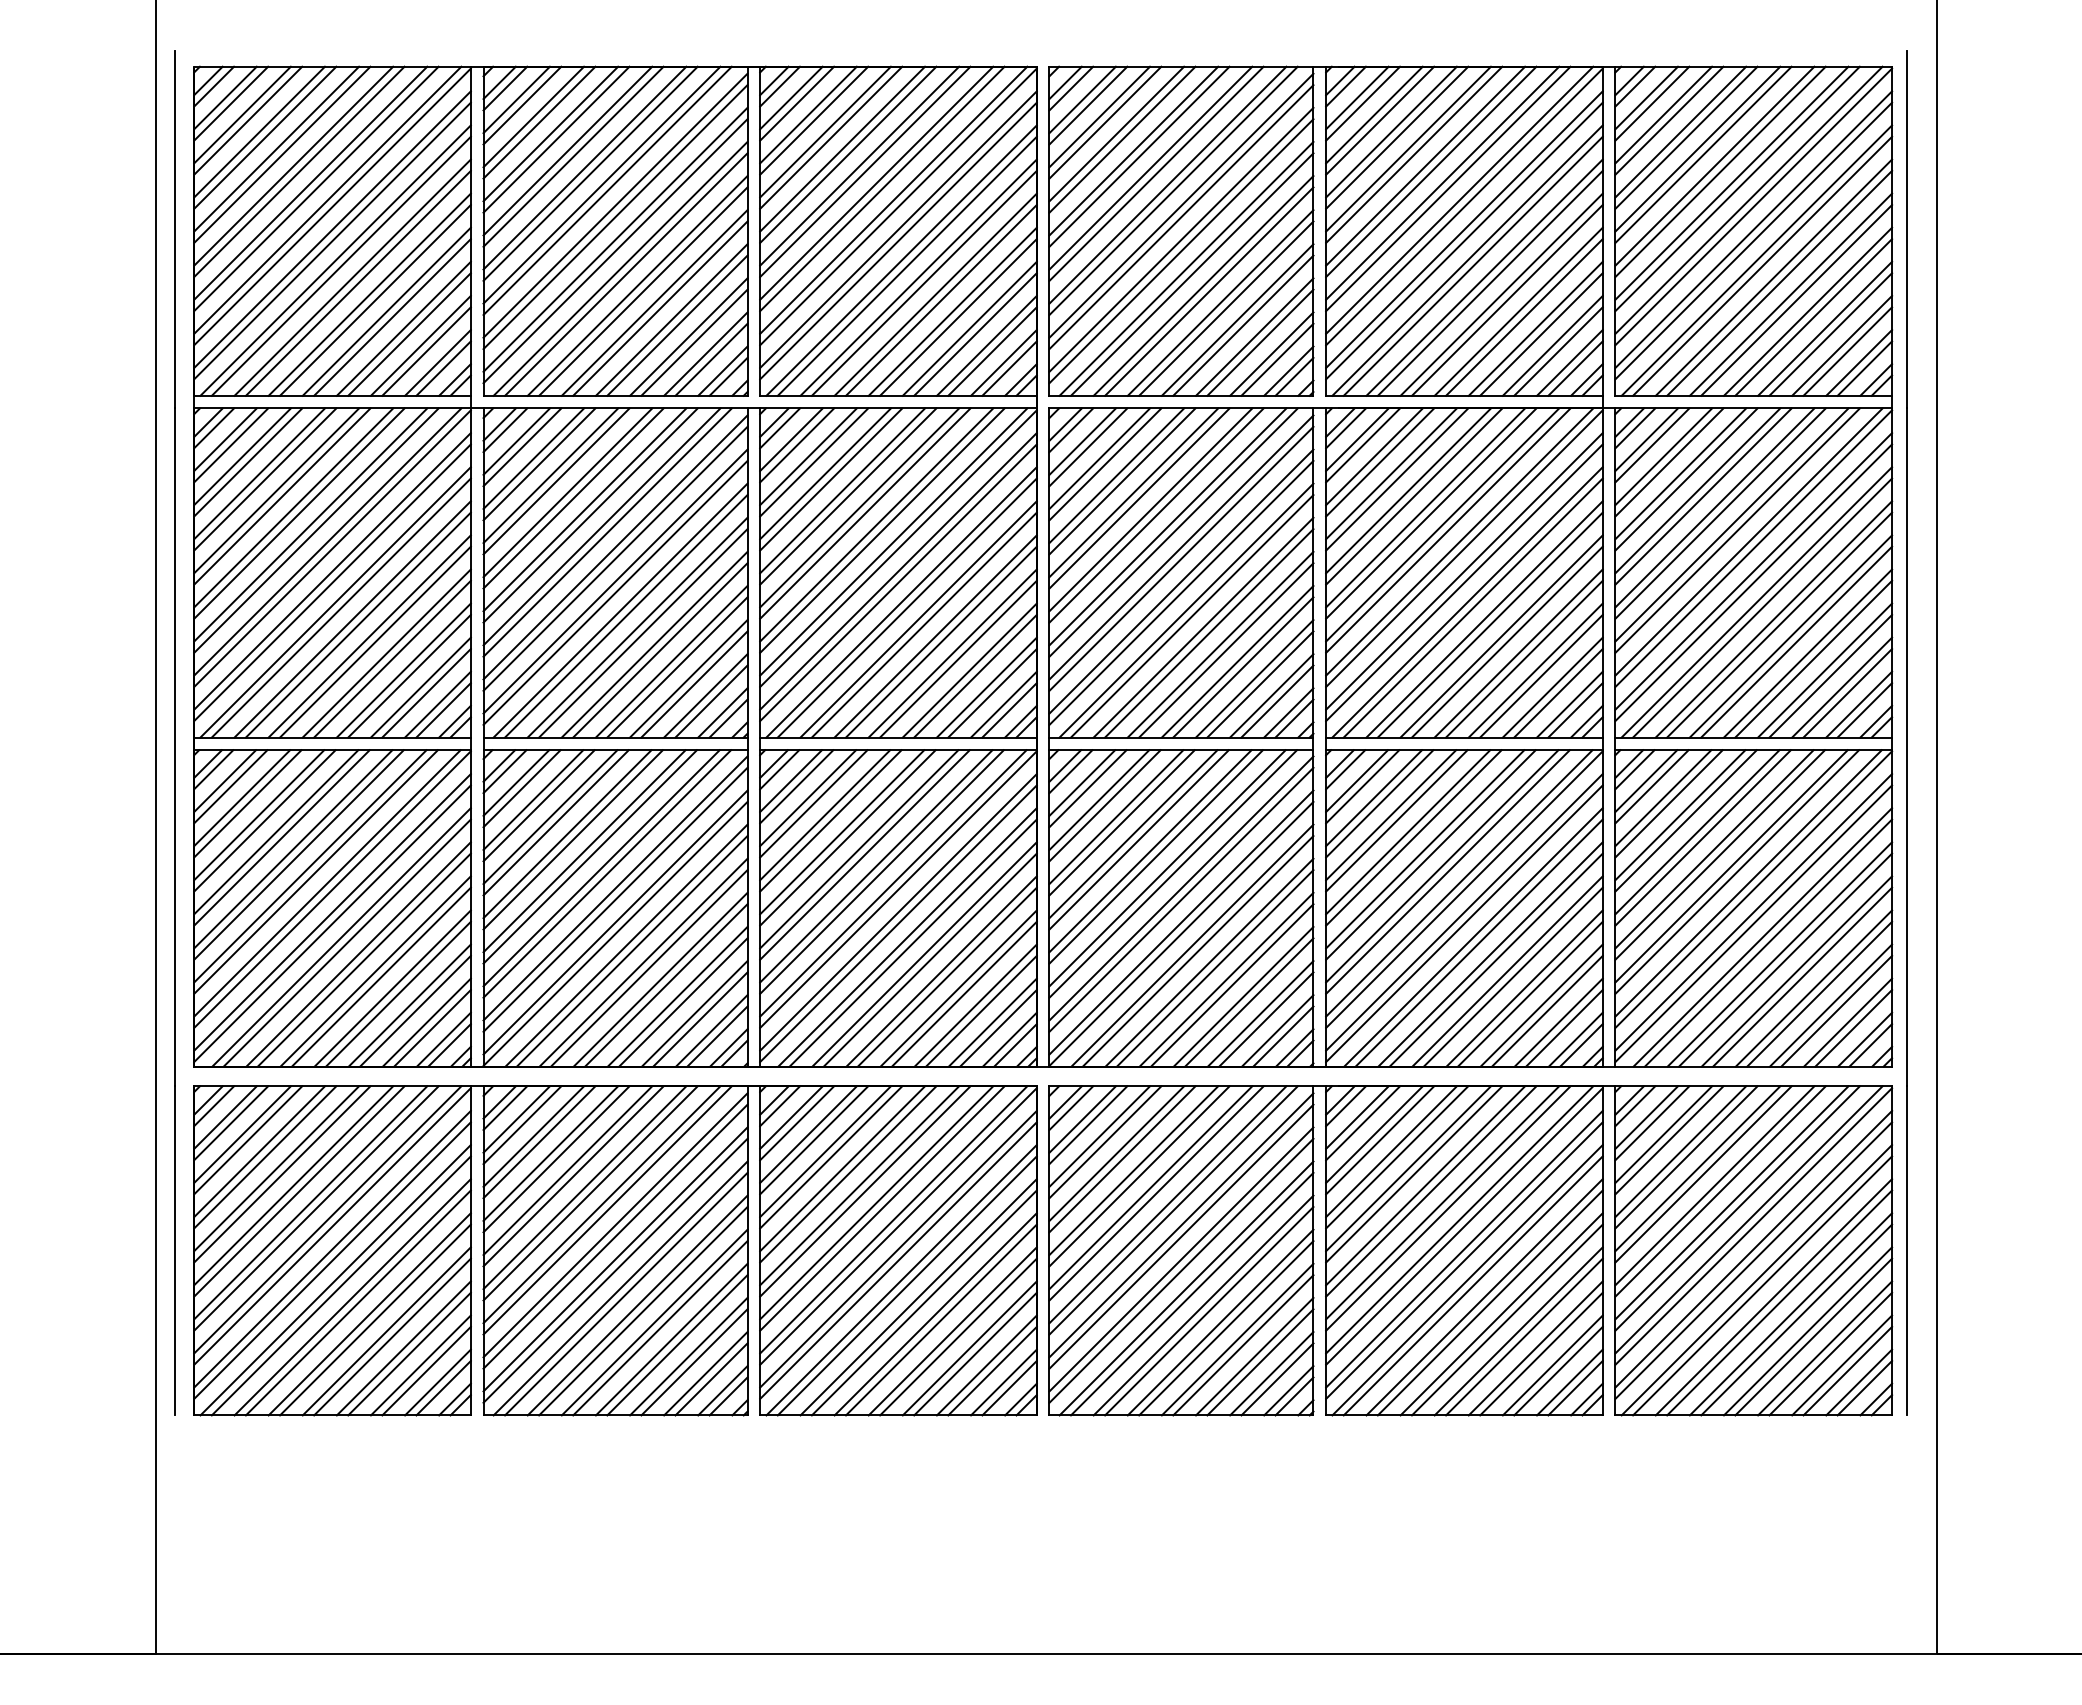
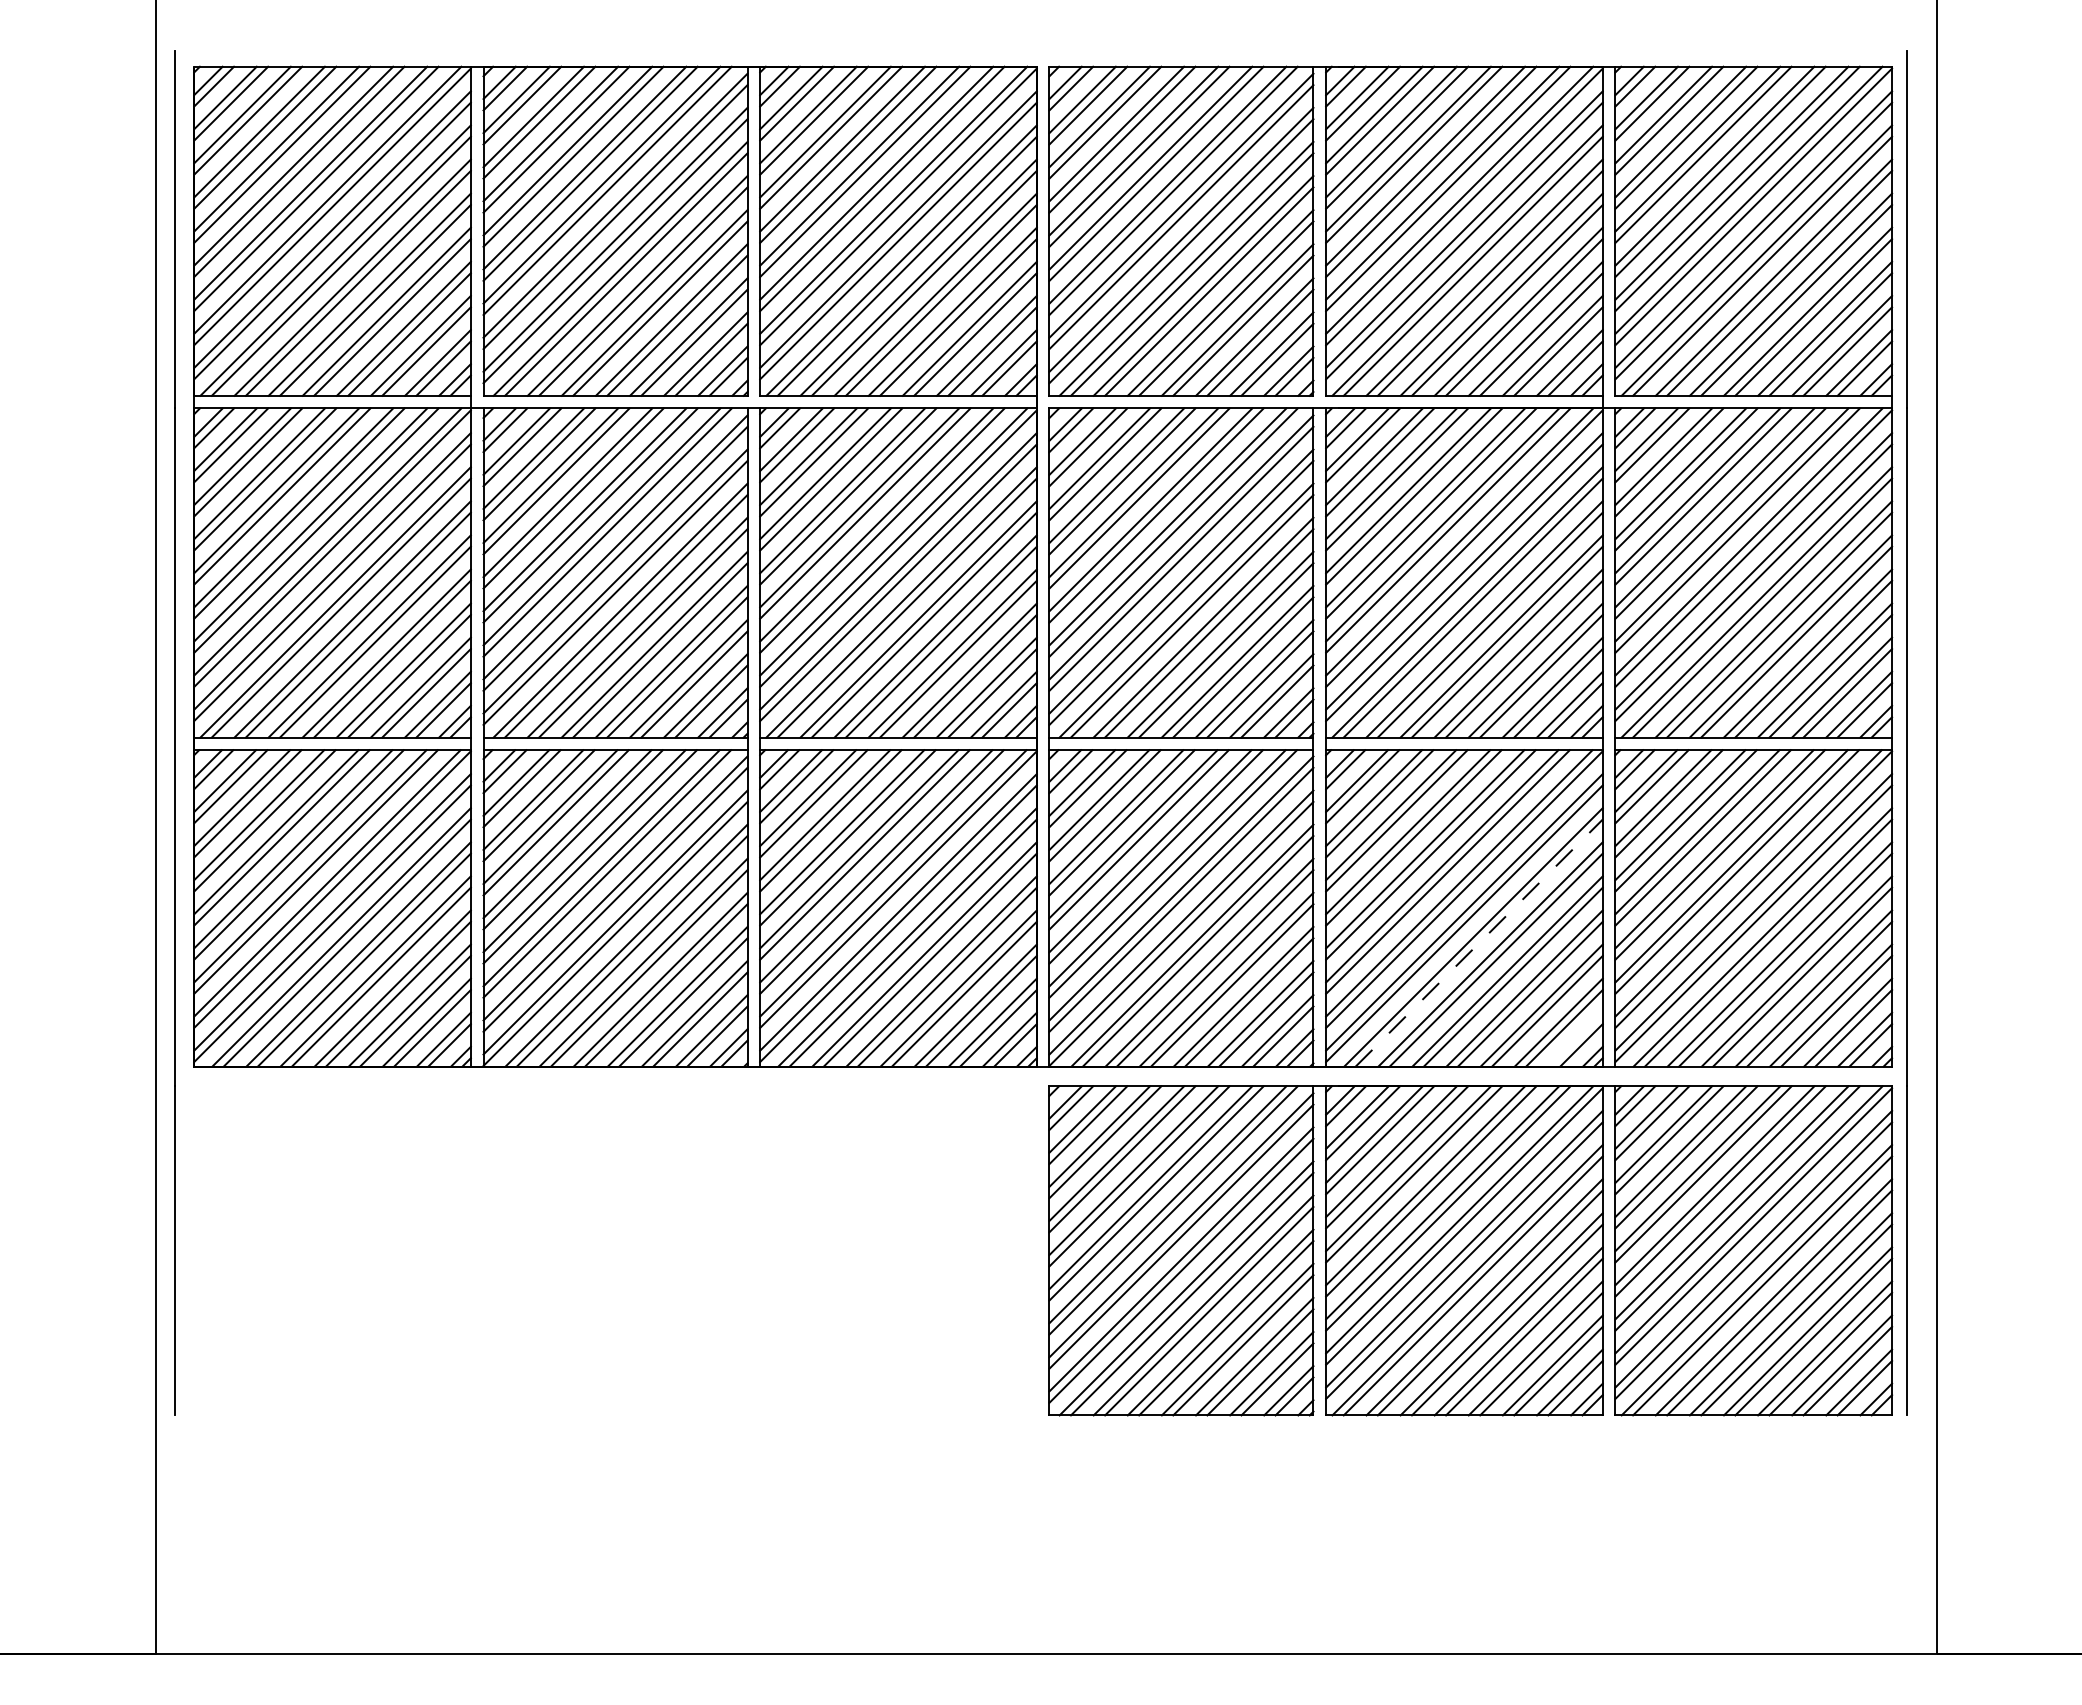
line: solid -> dashed (1479, 943)
line: present -> none (1575, 1039)
part: present -> none (615, 1250)
